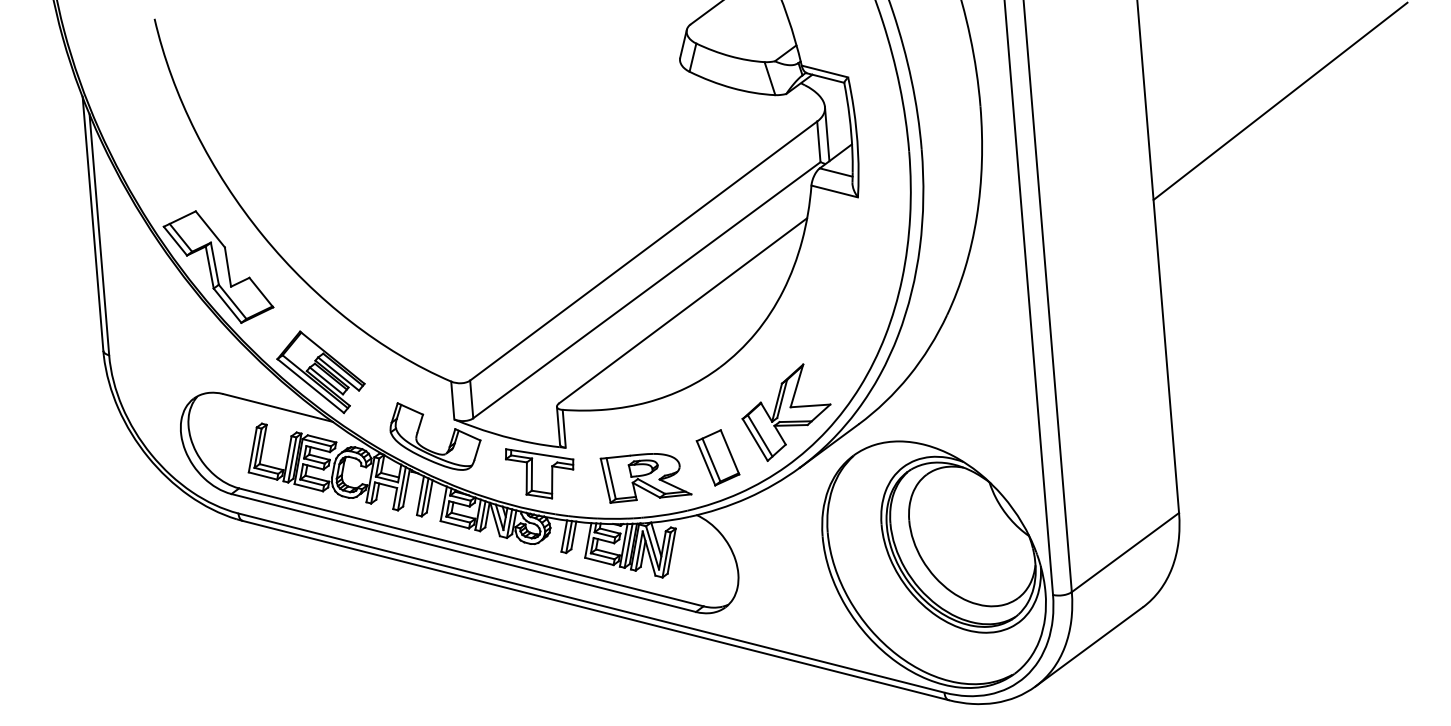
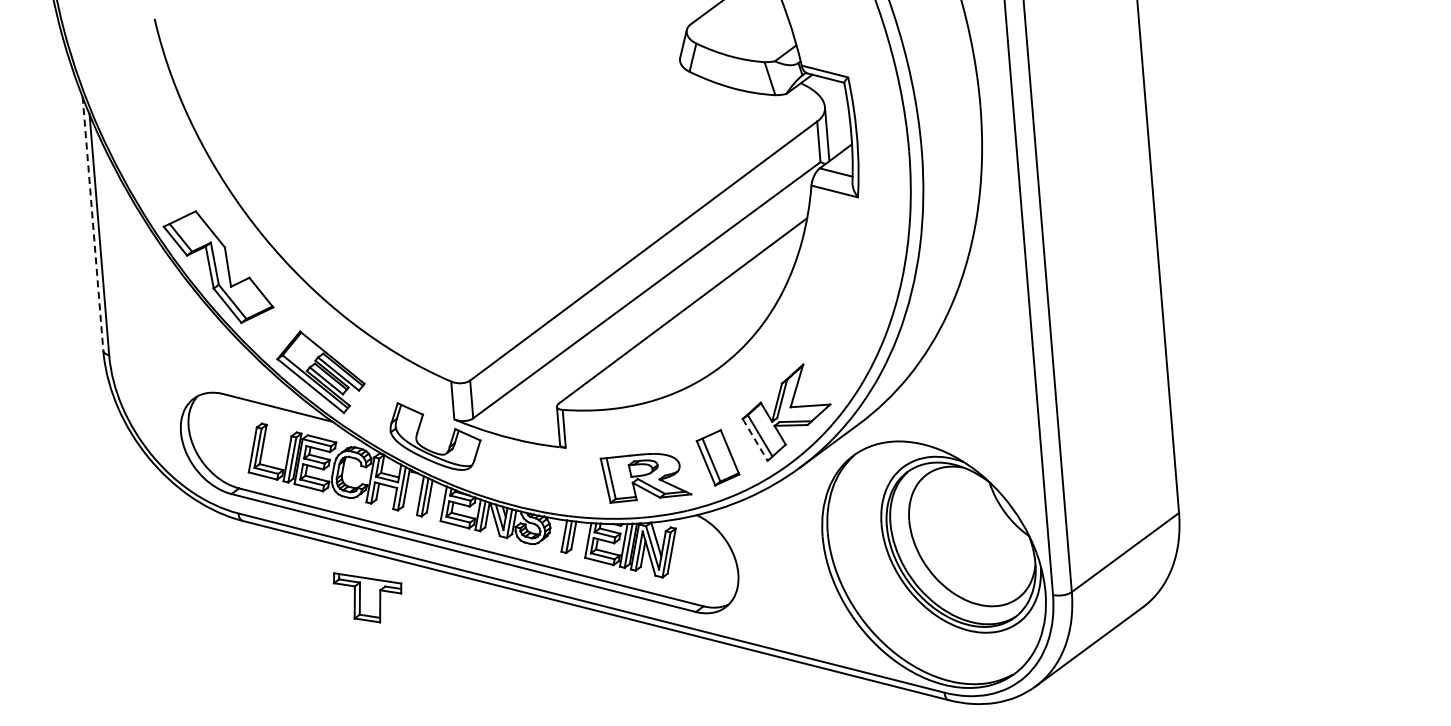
line: present -> none (1280, 100)
line: solid -> dashed (93, 224)
line: solid -> dashed (755, 440)
part position: (539, 473) -> (367, 597) (367, 597)
